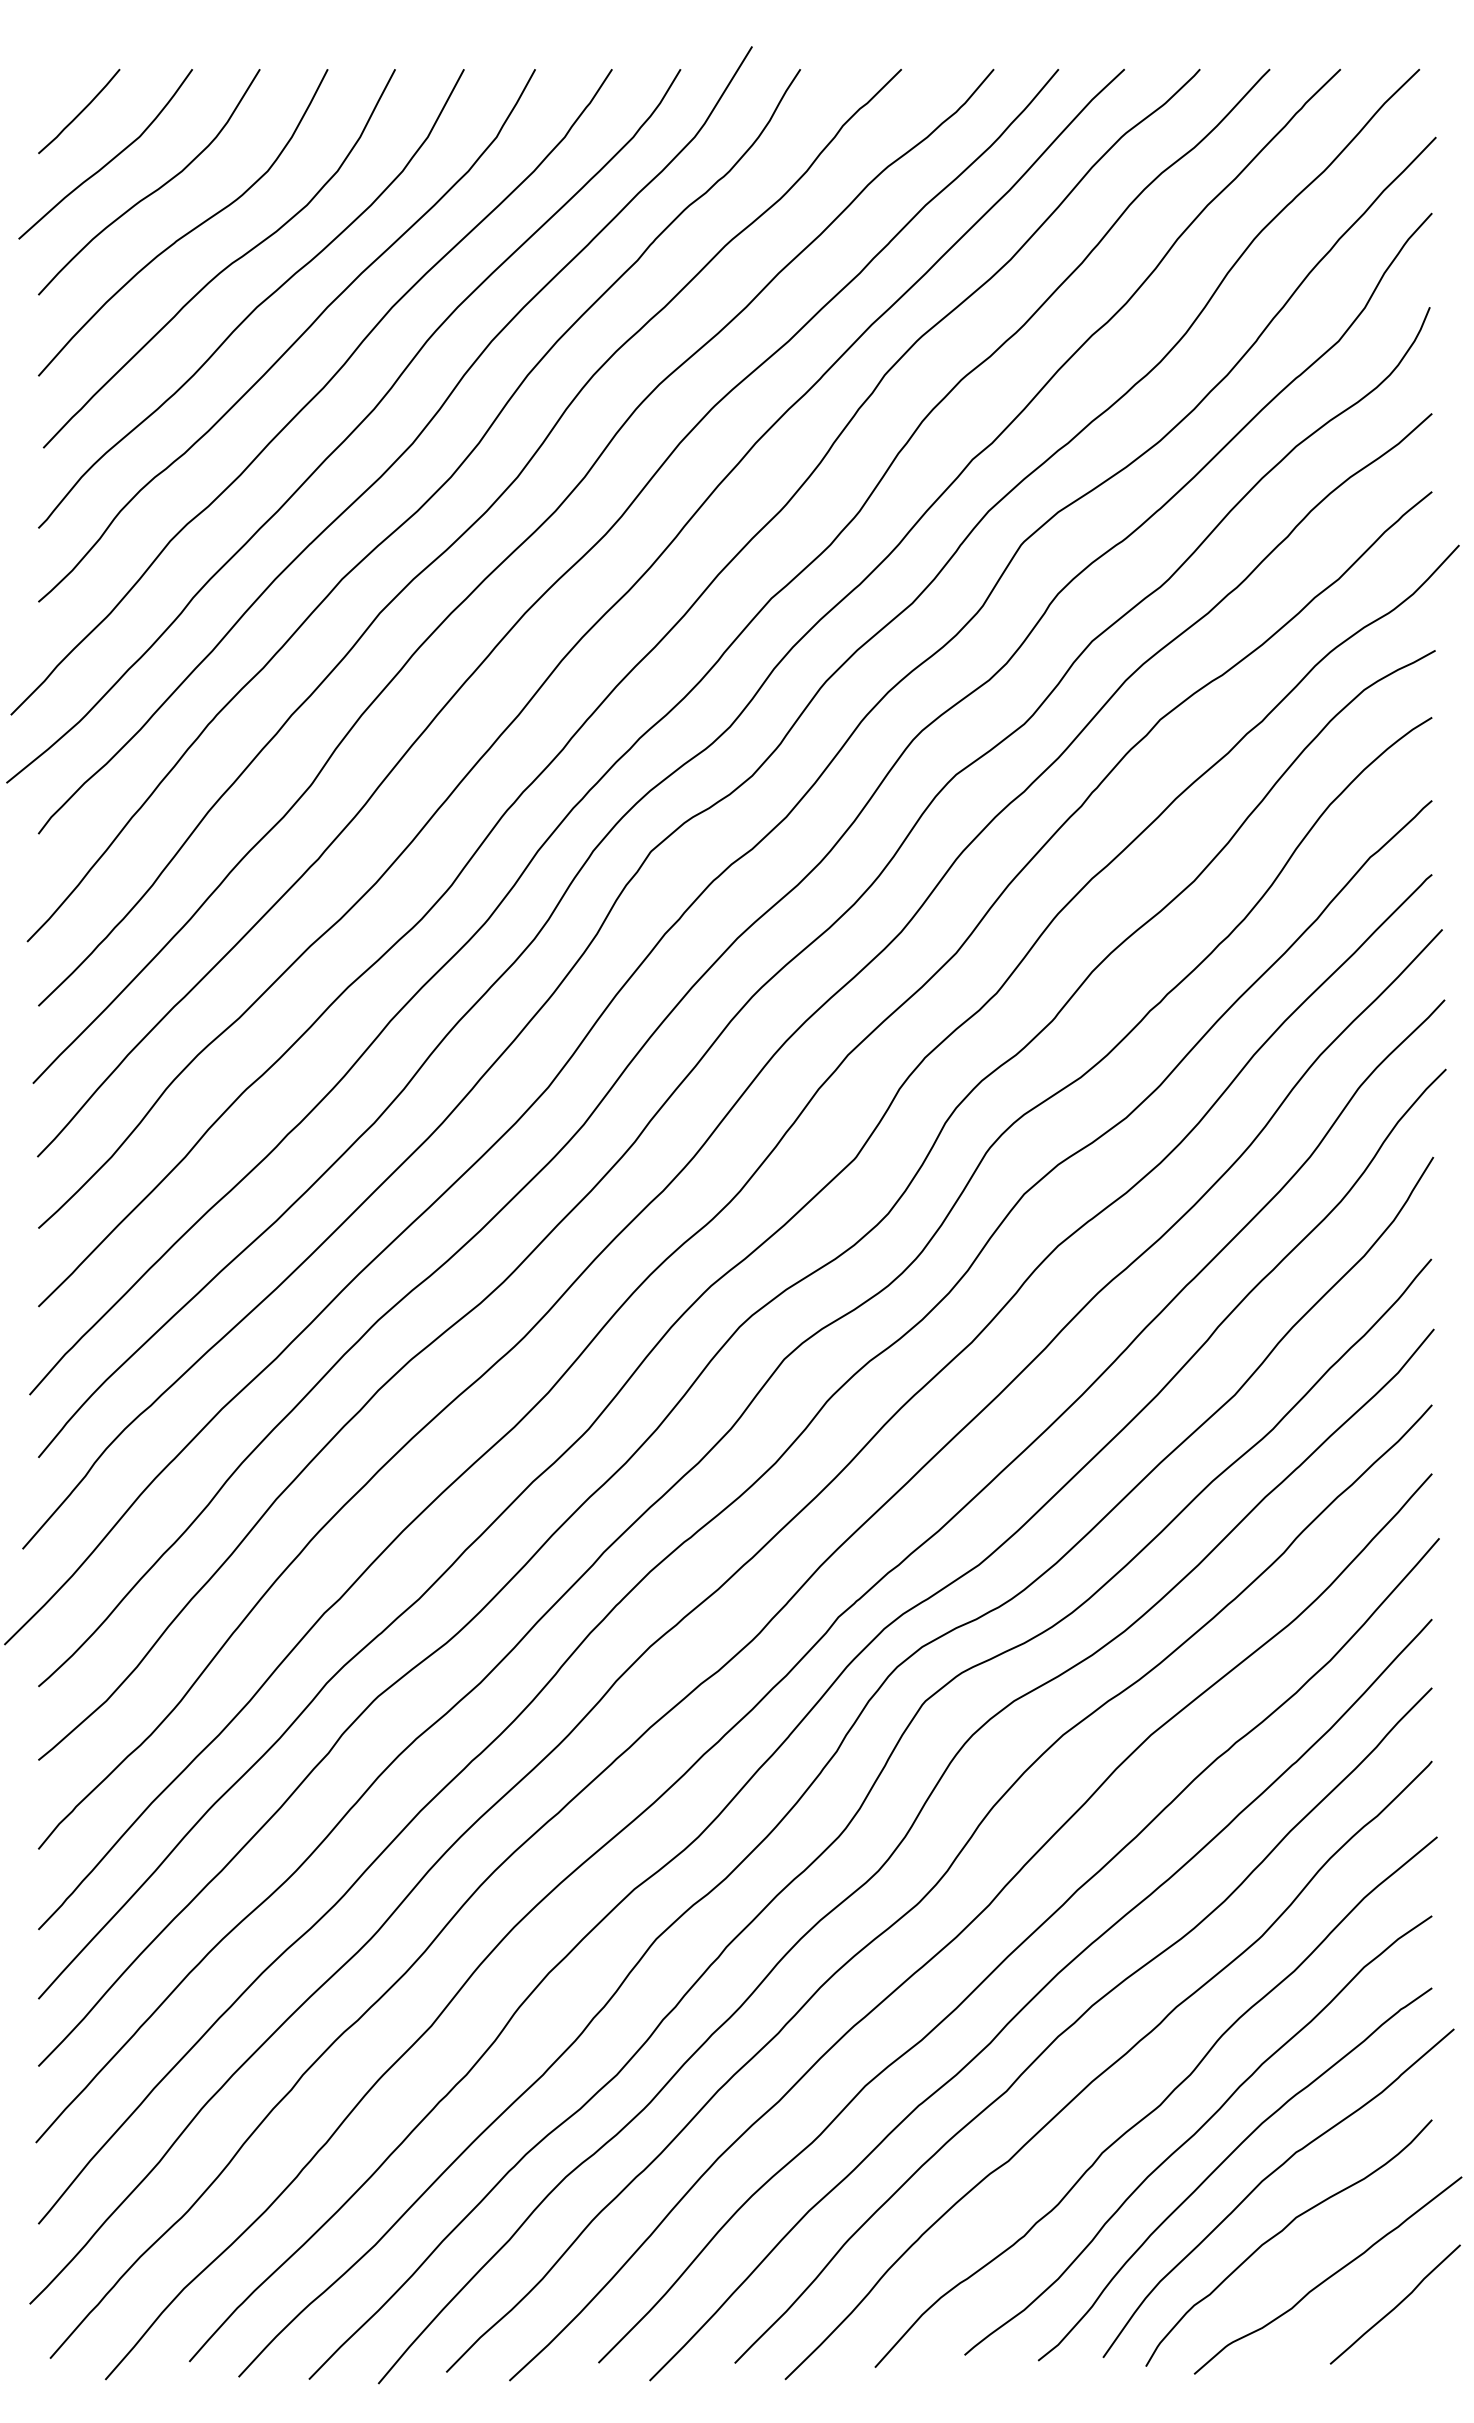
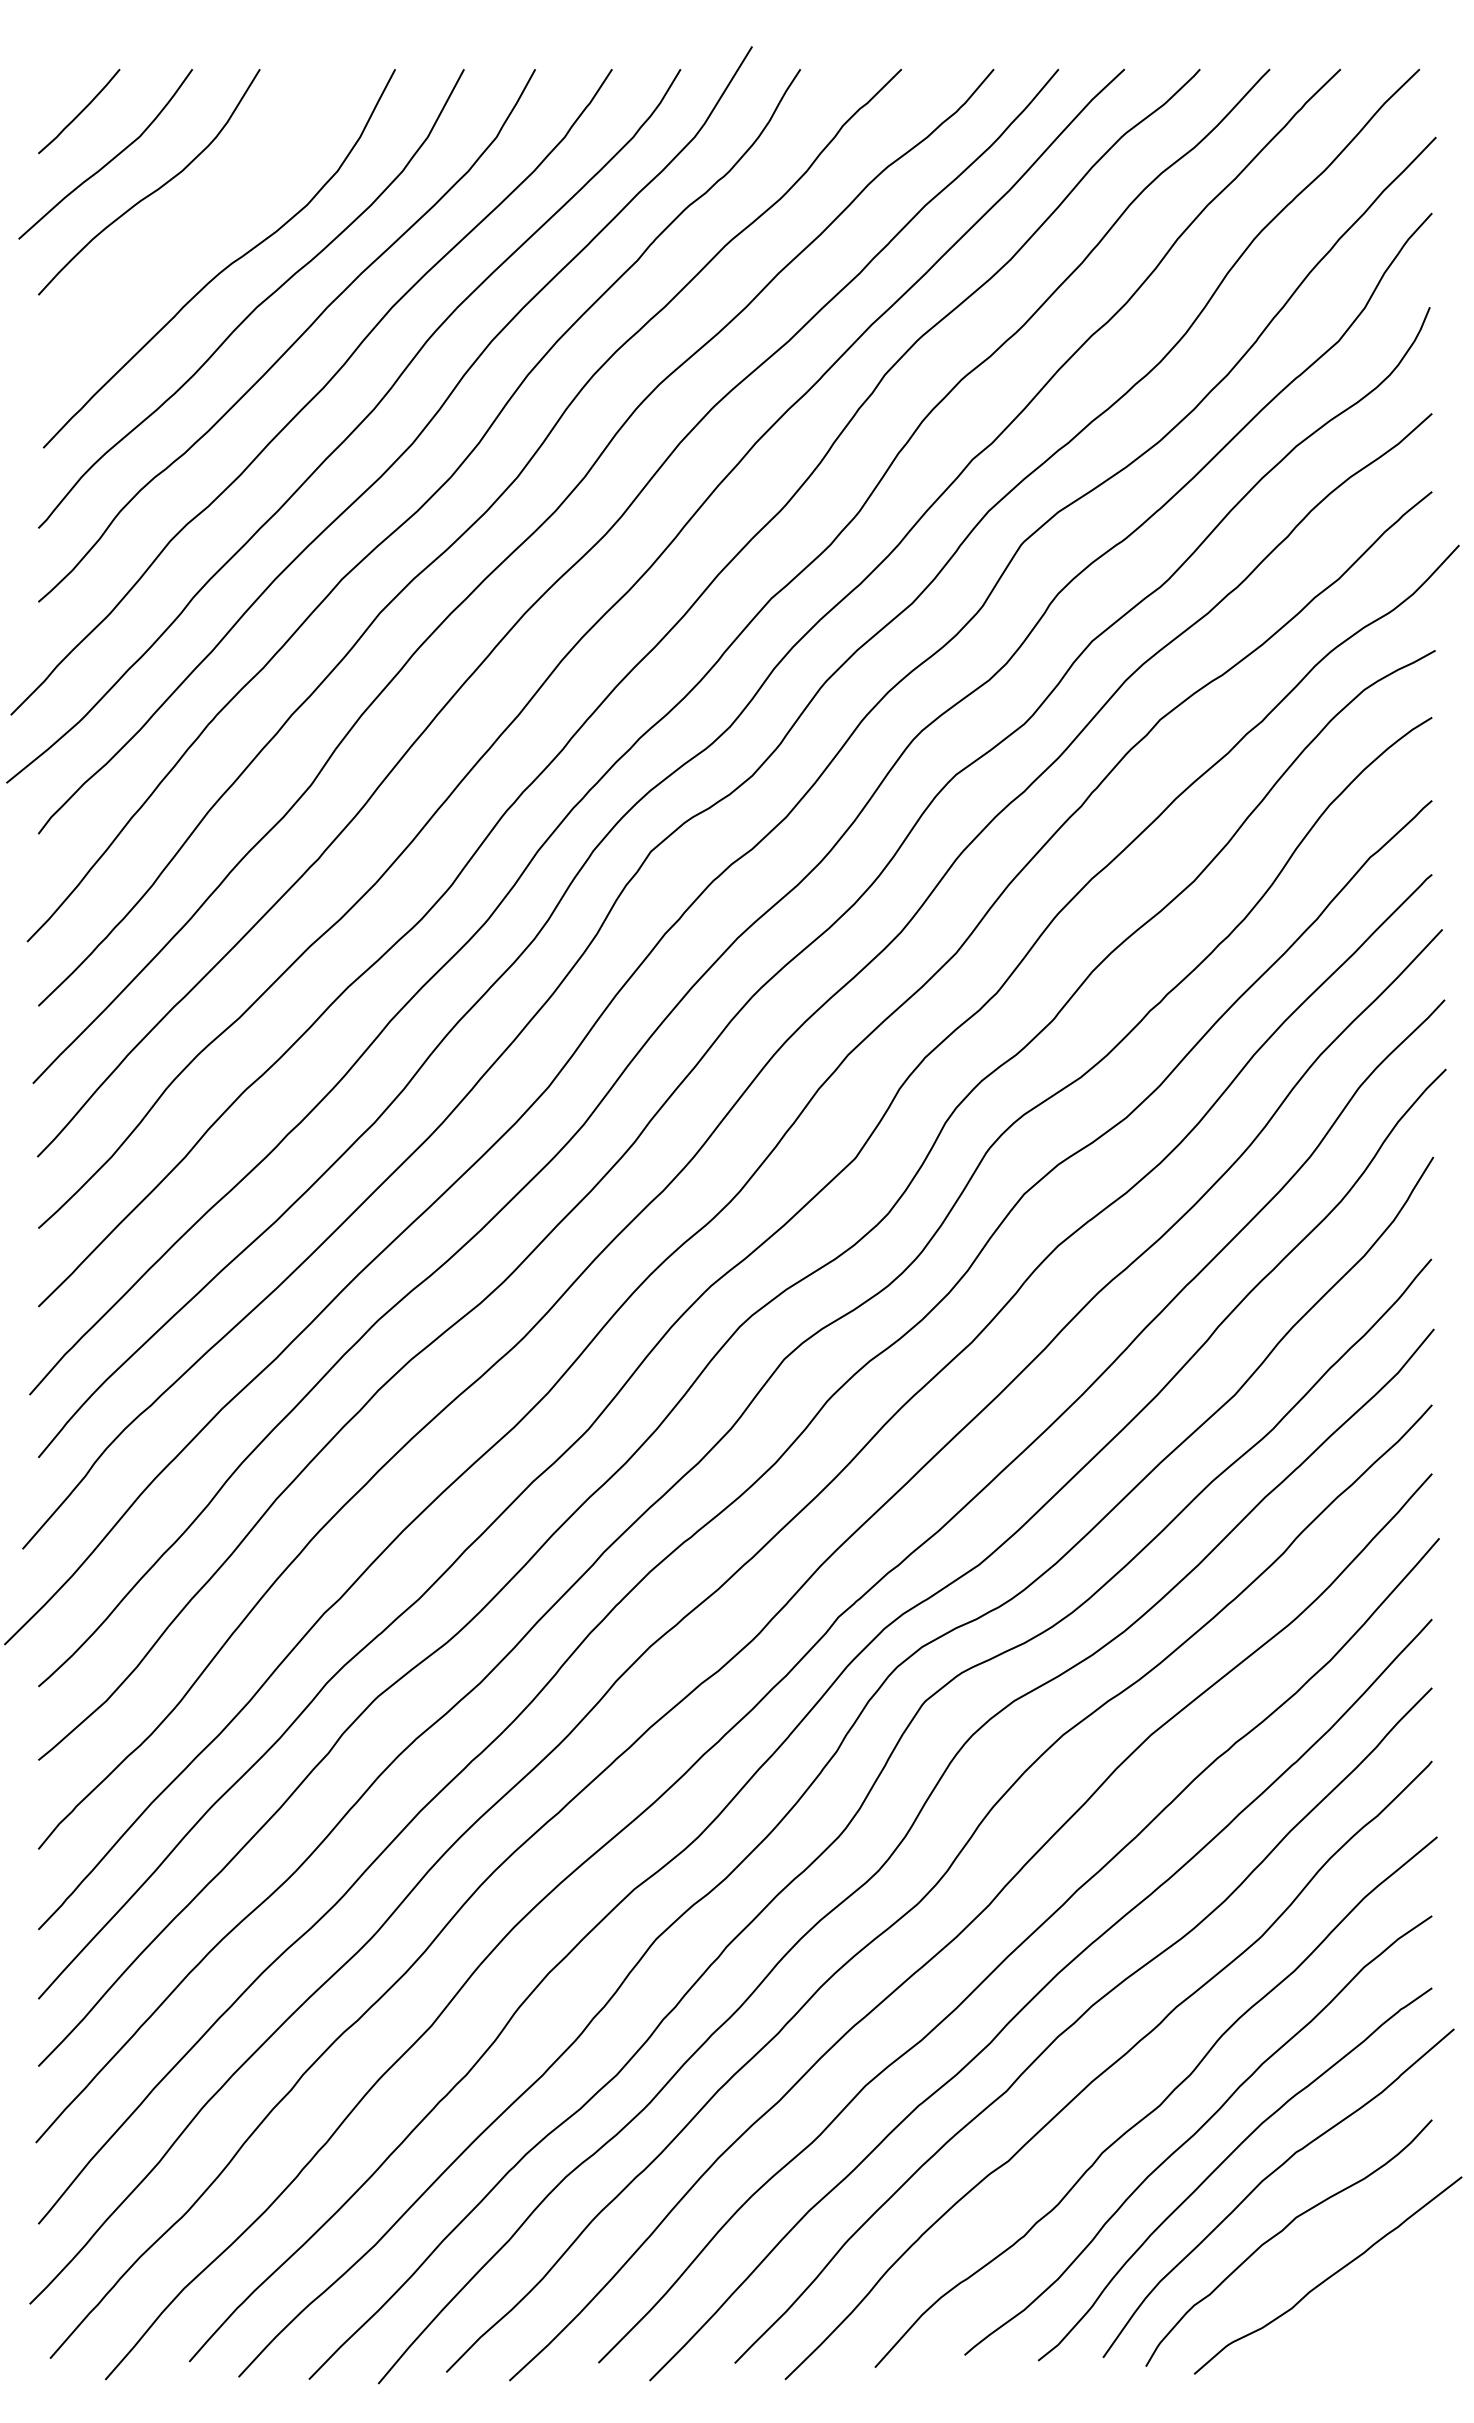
curve: present -> none (188, 231)
curve: present -> none (1396, 2305)
